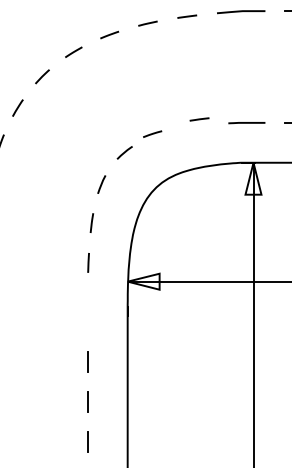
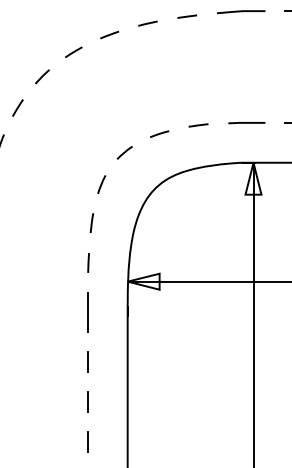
line position: (199, 119) -> (198, 125) (198, 125)
line position: (152, 133) -> (159, 133) (159, 133)
line: none -> present (87, 312)
